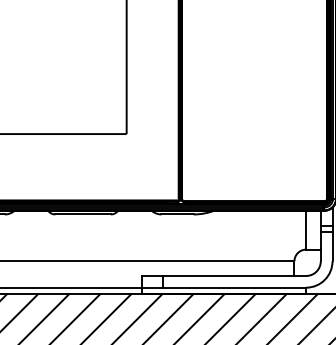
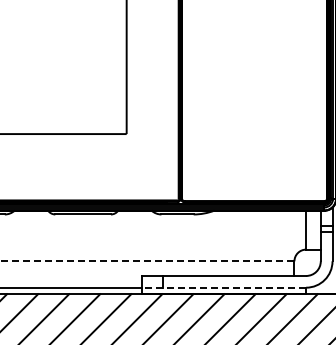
line: solid -> dashed (147, 261)
line: solid -> dashed (224, 287)
